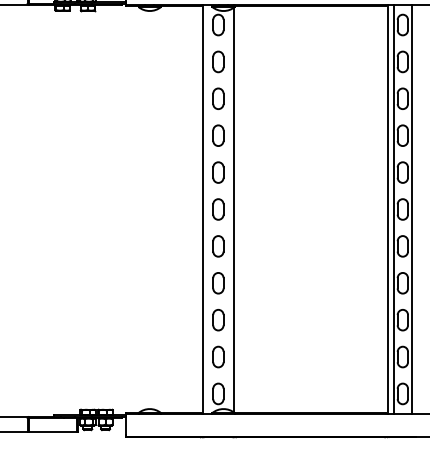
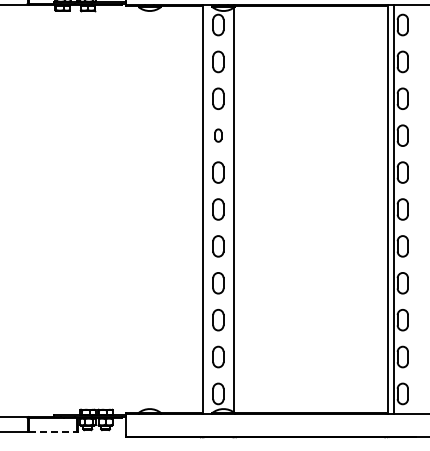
part size: 13x23 px -> 9x15 px (218, 135)
line: present -> none (412, 209)
line: solid -> dashed (53, 431)
